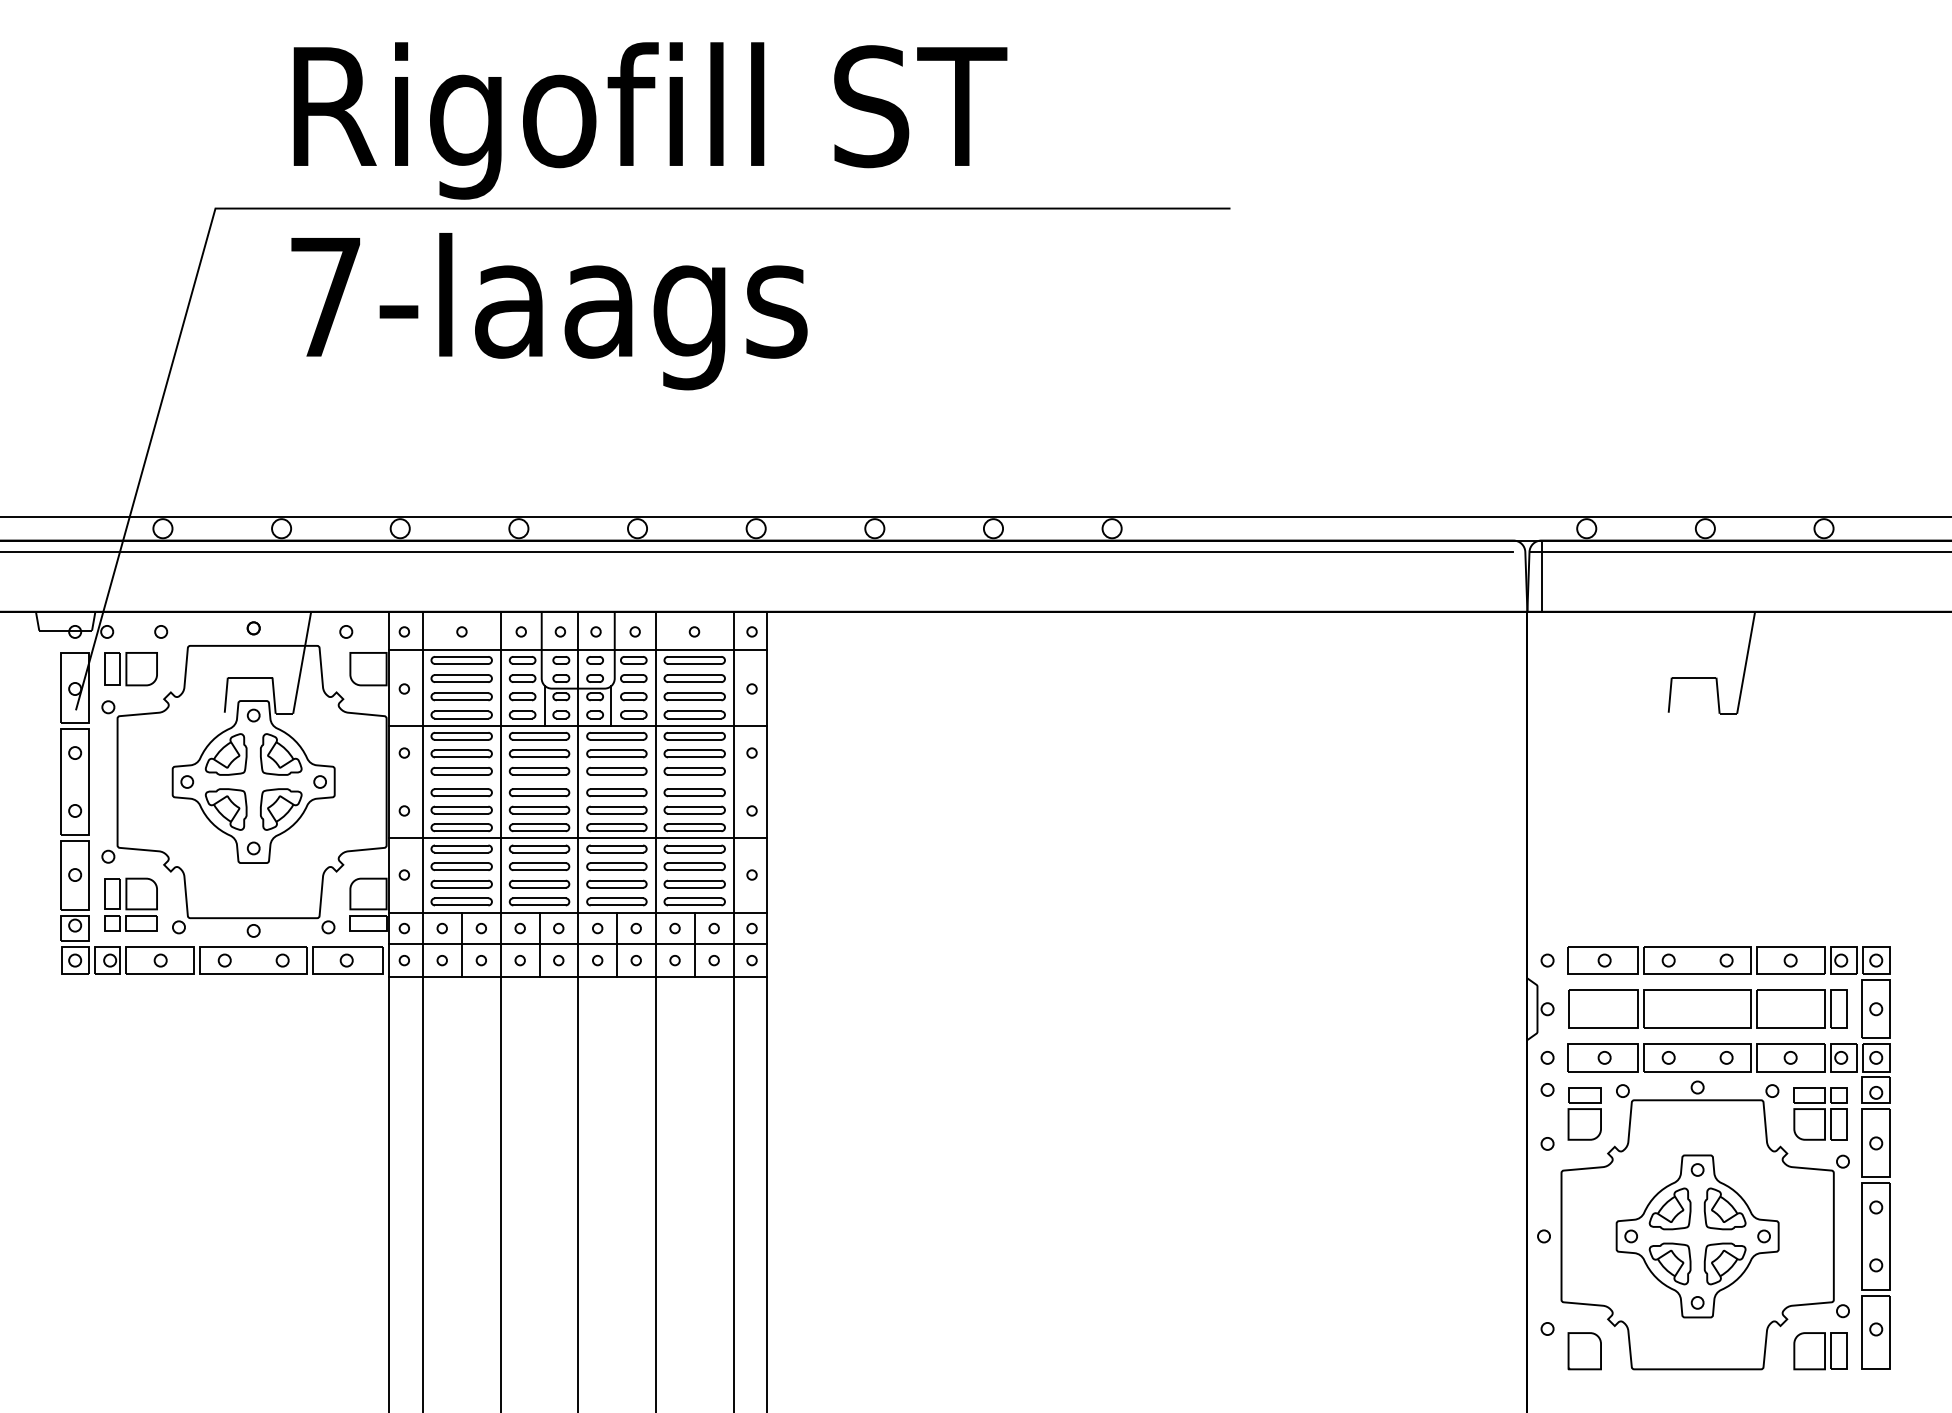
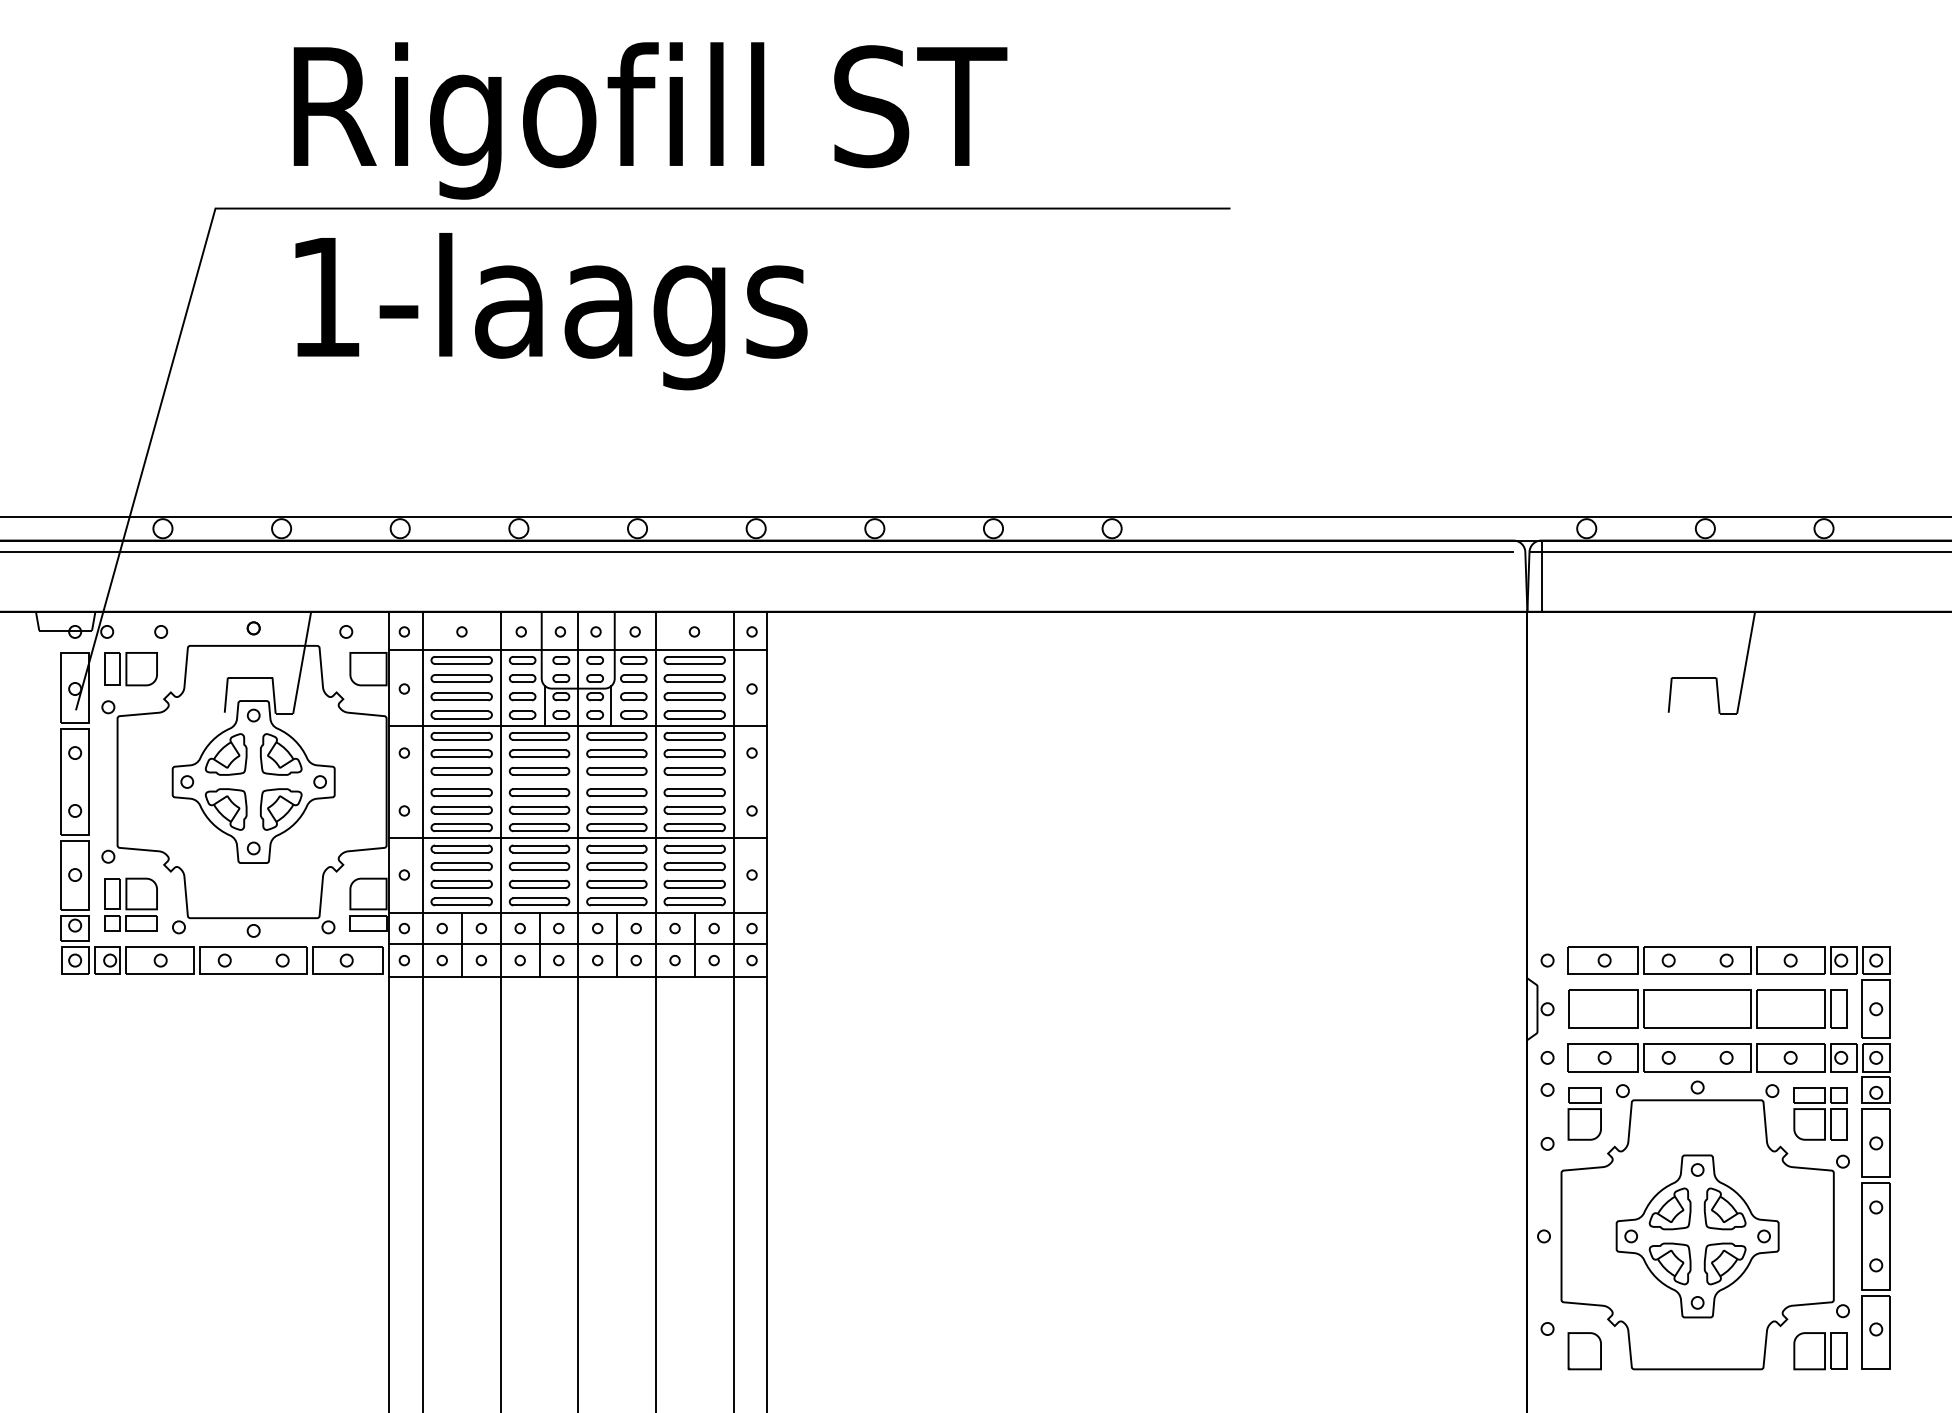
text: 7-laags -> 1-laags (325, 297)
